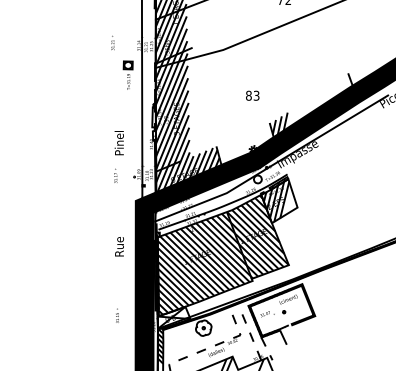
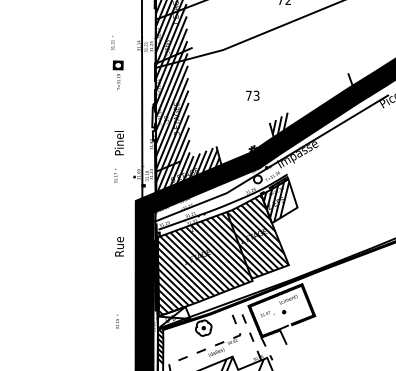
part position: (127, 74) -> (117, 74) (117, 74)
text: 83 -> 73 (248, 95)
part position: (117, 315) -> (117, 321) (117, 321)
